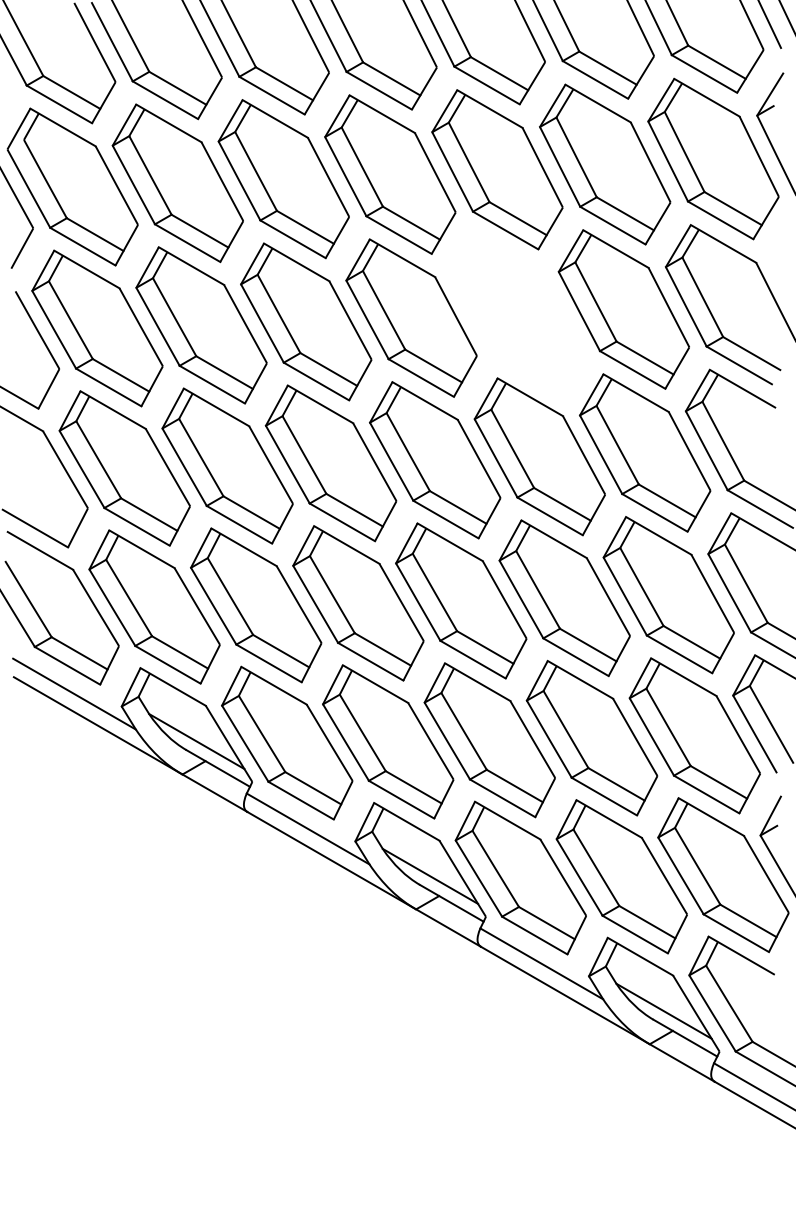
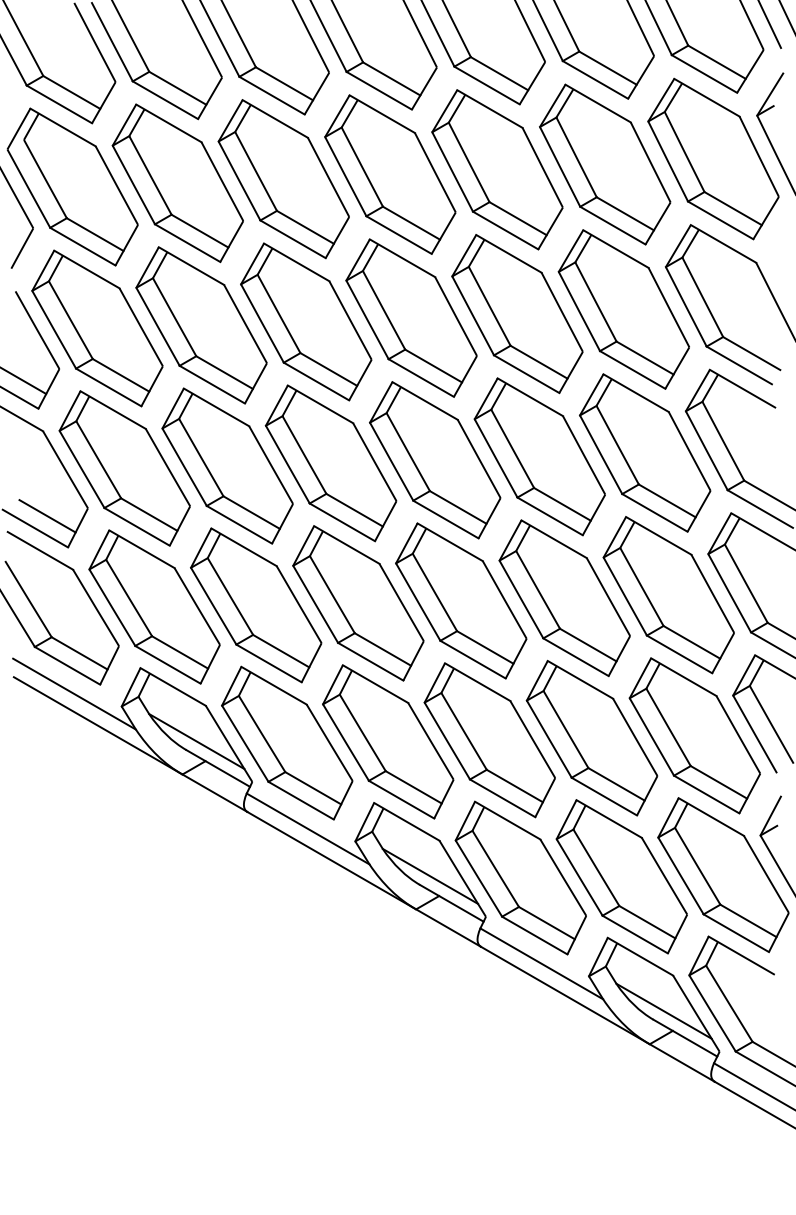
part: none -> present (517, 314)
line: none -> present (24, 381)
line: none -> present (47, 516)
